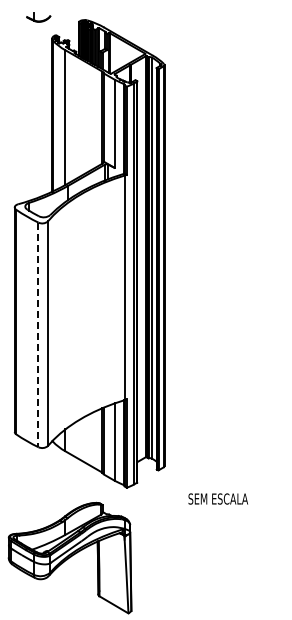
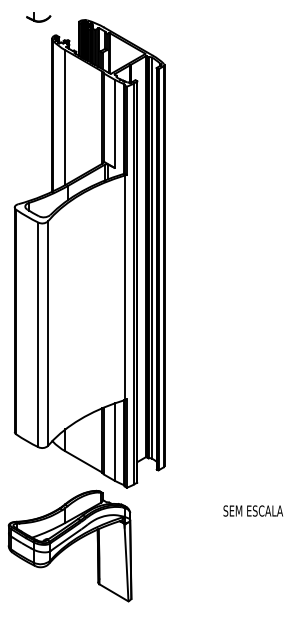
line: dashed -> solid (38, 335)
text position: (217, 498) -> (252, 510) (252, 510)
part position: (69, 557) -> (69, 545) (69, 545)
